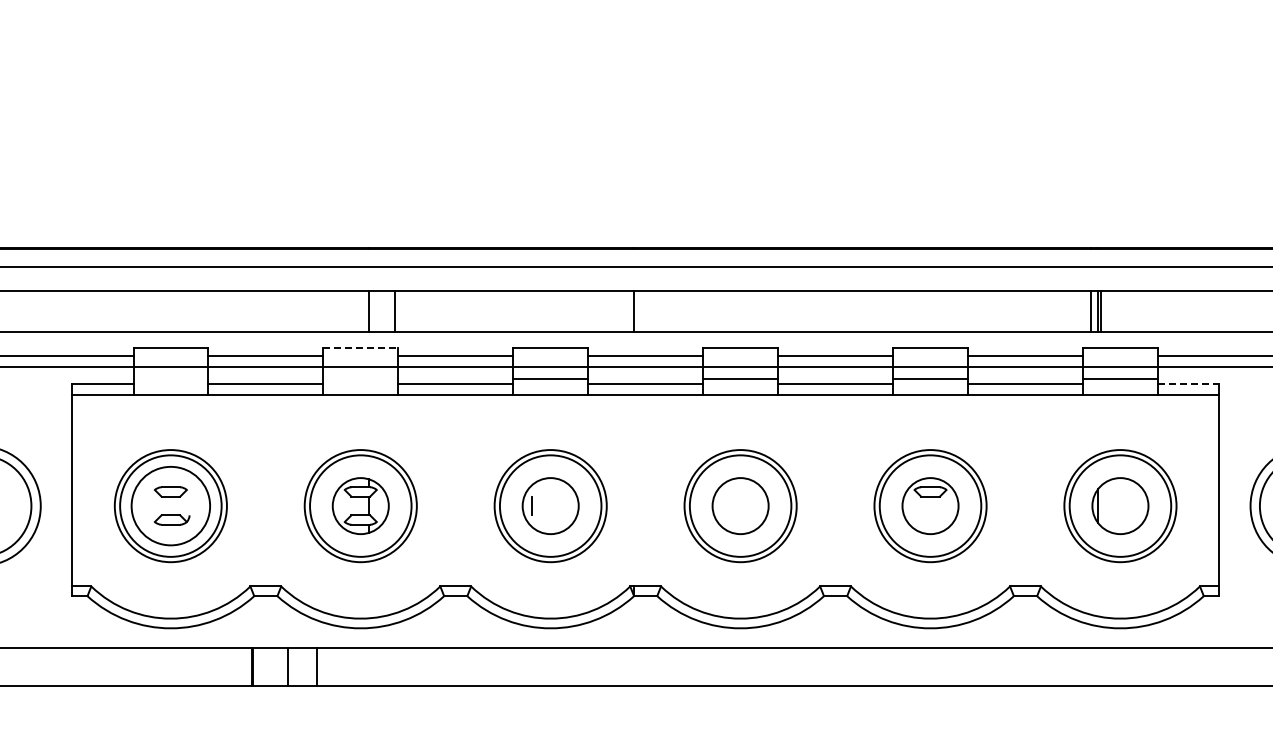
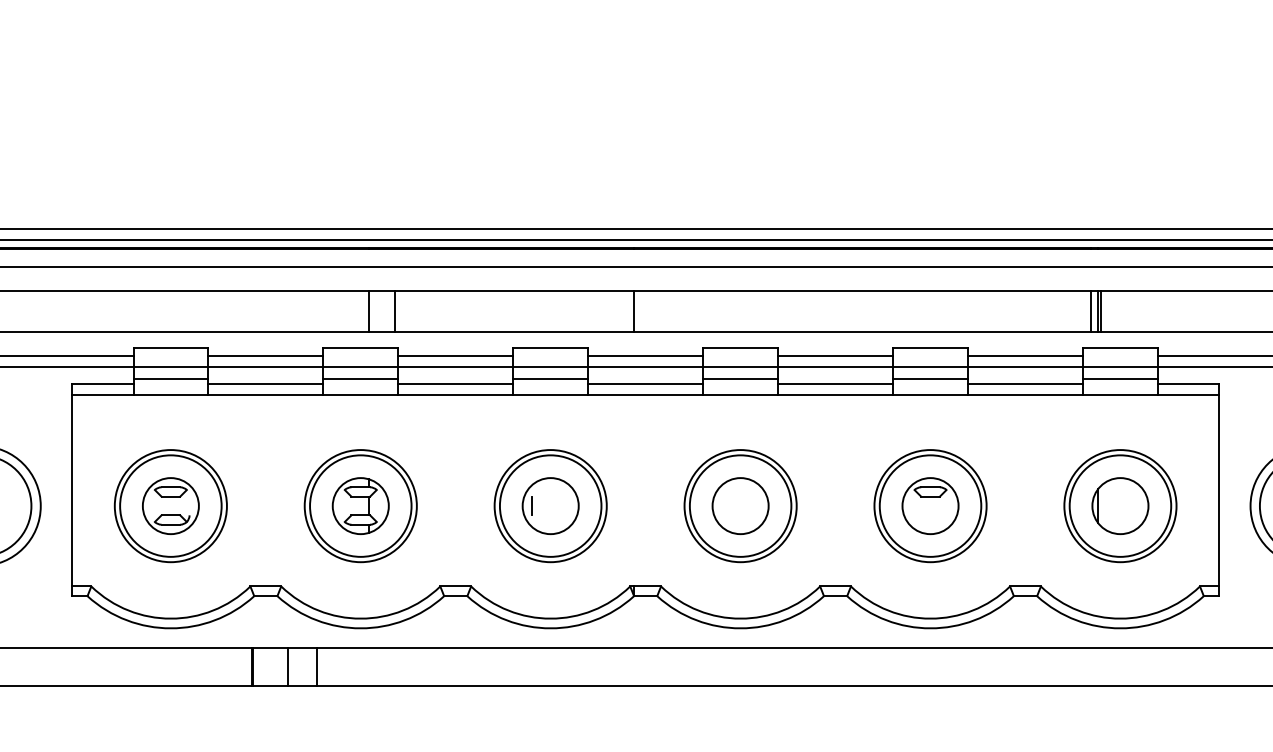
line: none -> present (635, 229)
line: none -> present (635, 240)
line: dashed -> solid (361, 348)
line: none -> present (170, 378)
line: none -> present (360, 378)
line: dashed -> solid (1188, 383)
circle diameter: 79 px -> 56 px (170, 506)
